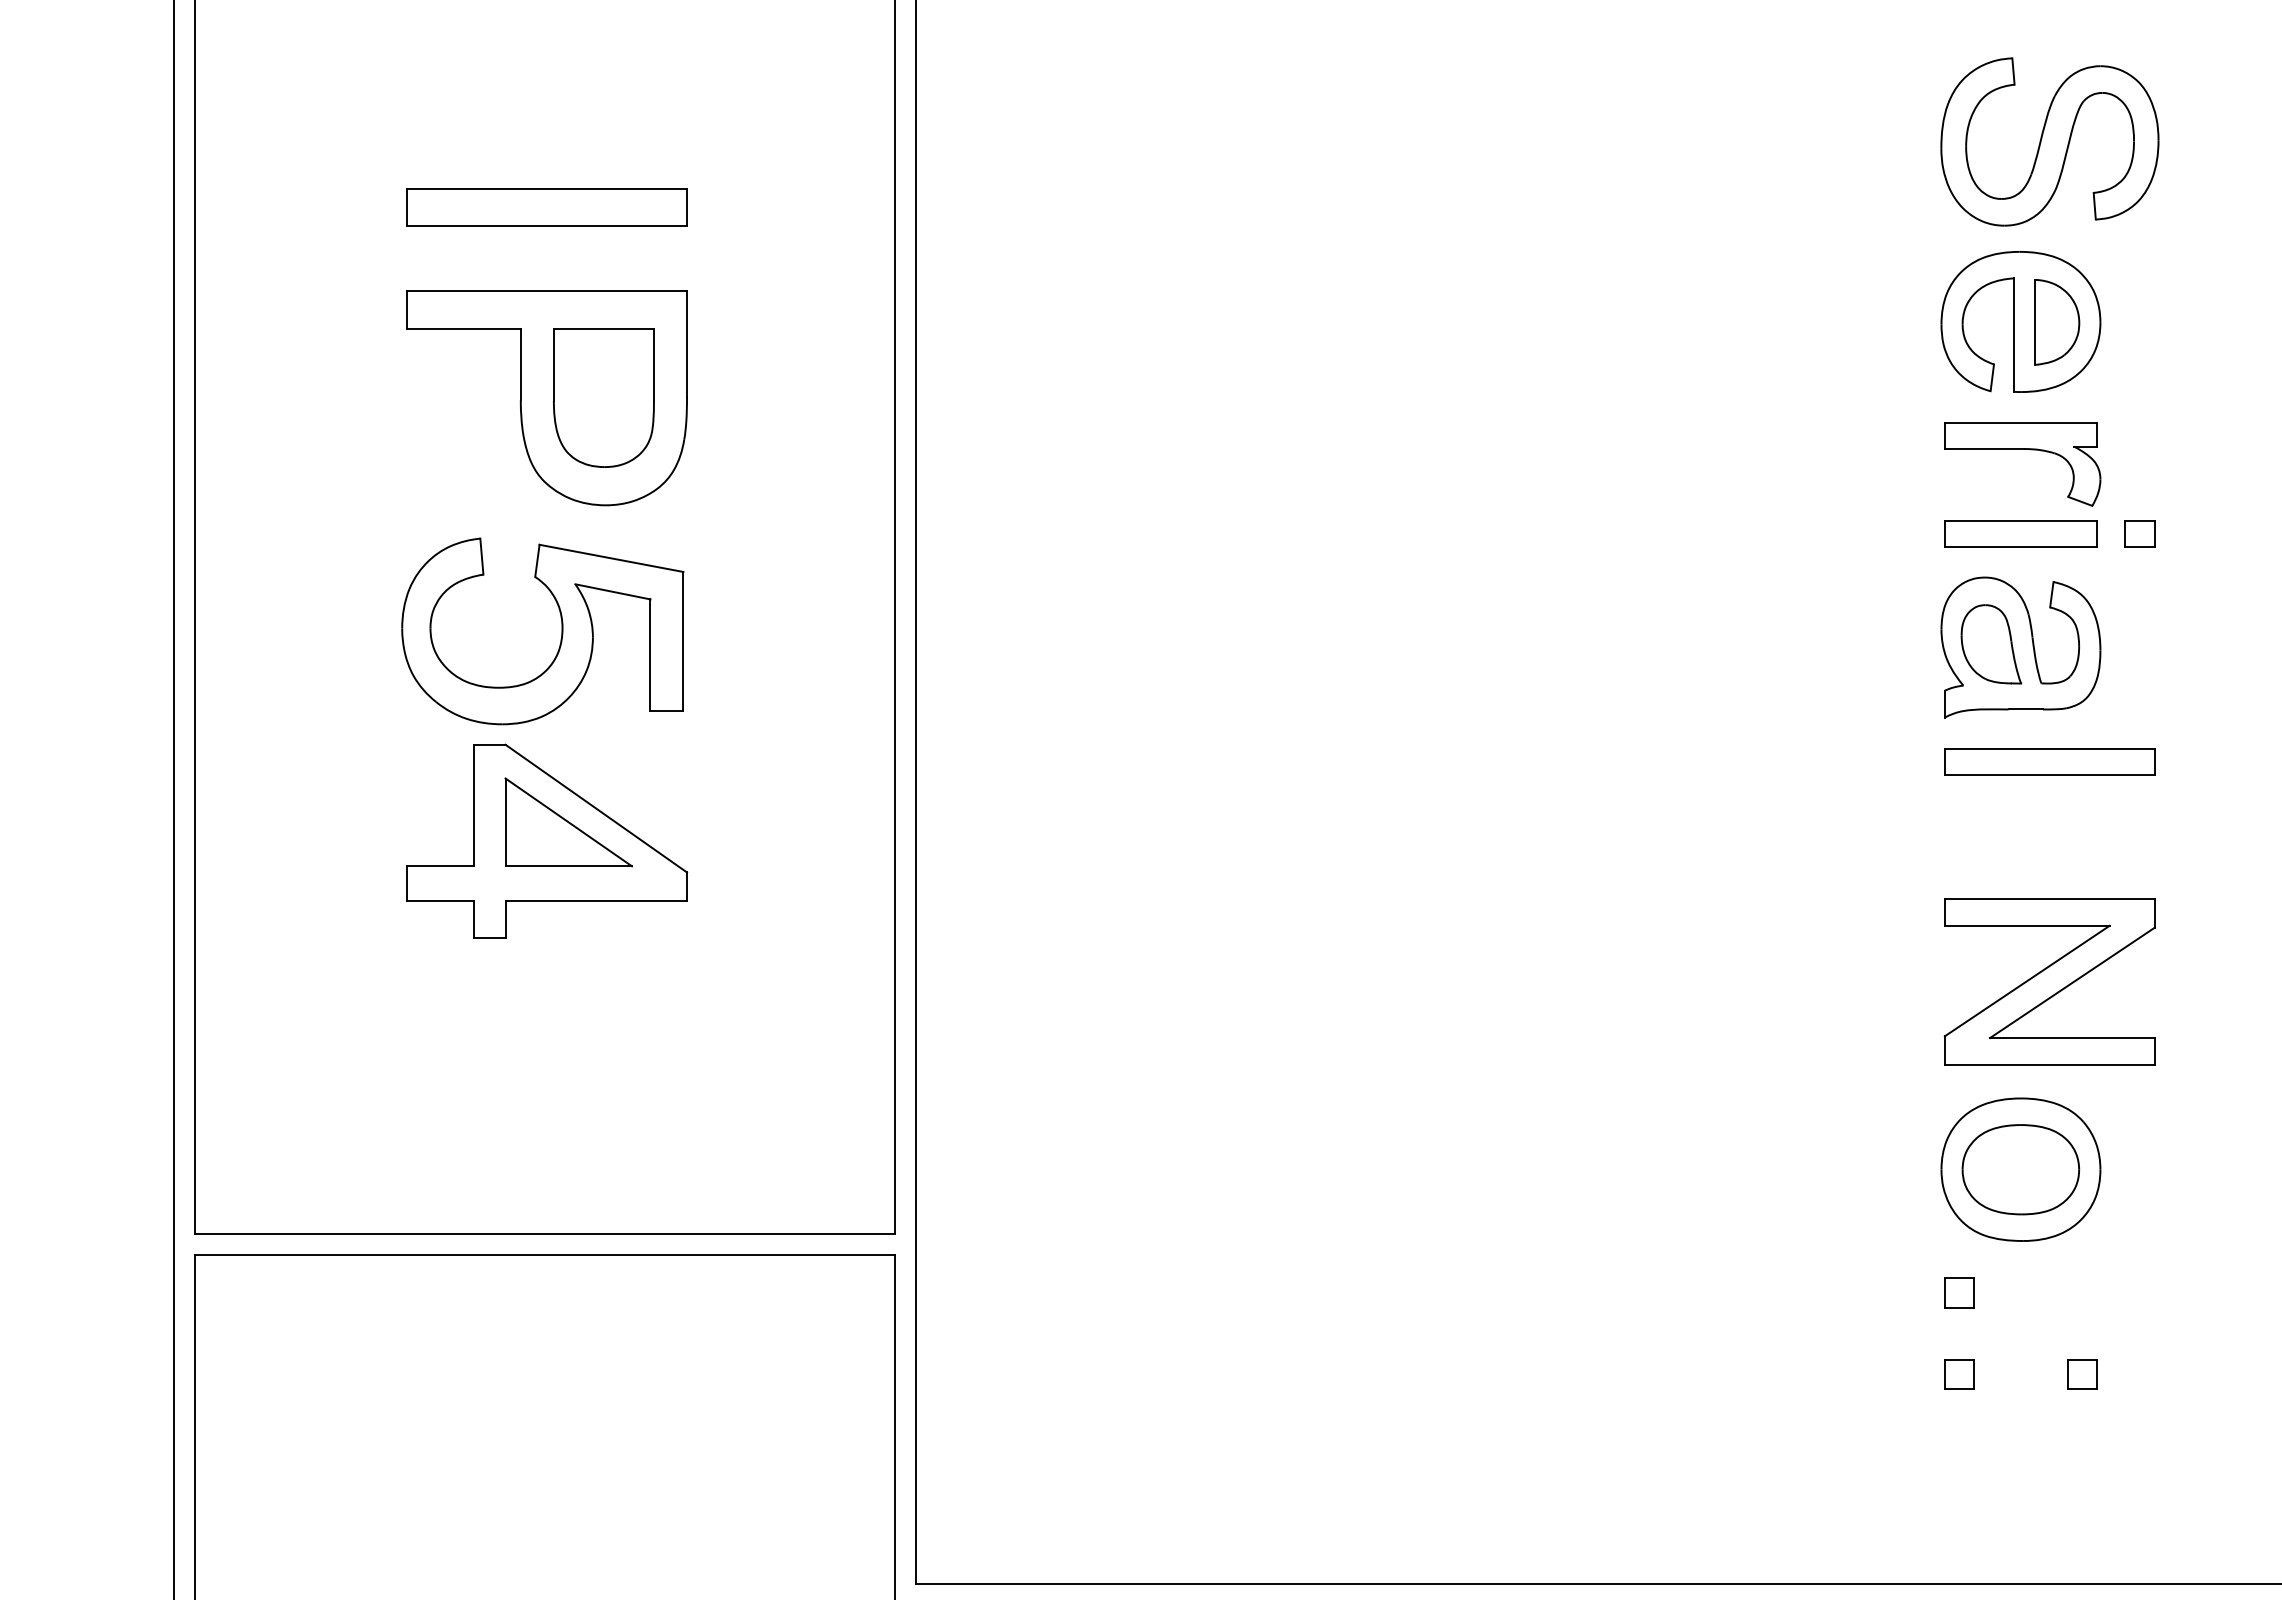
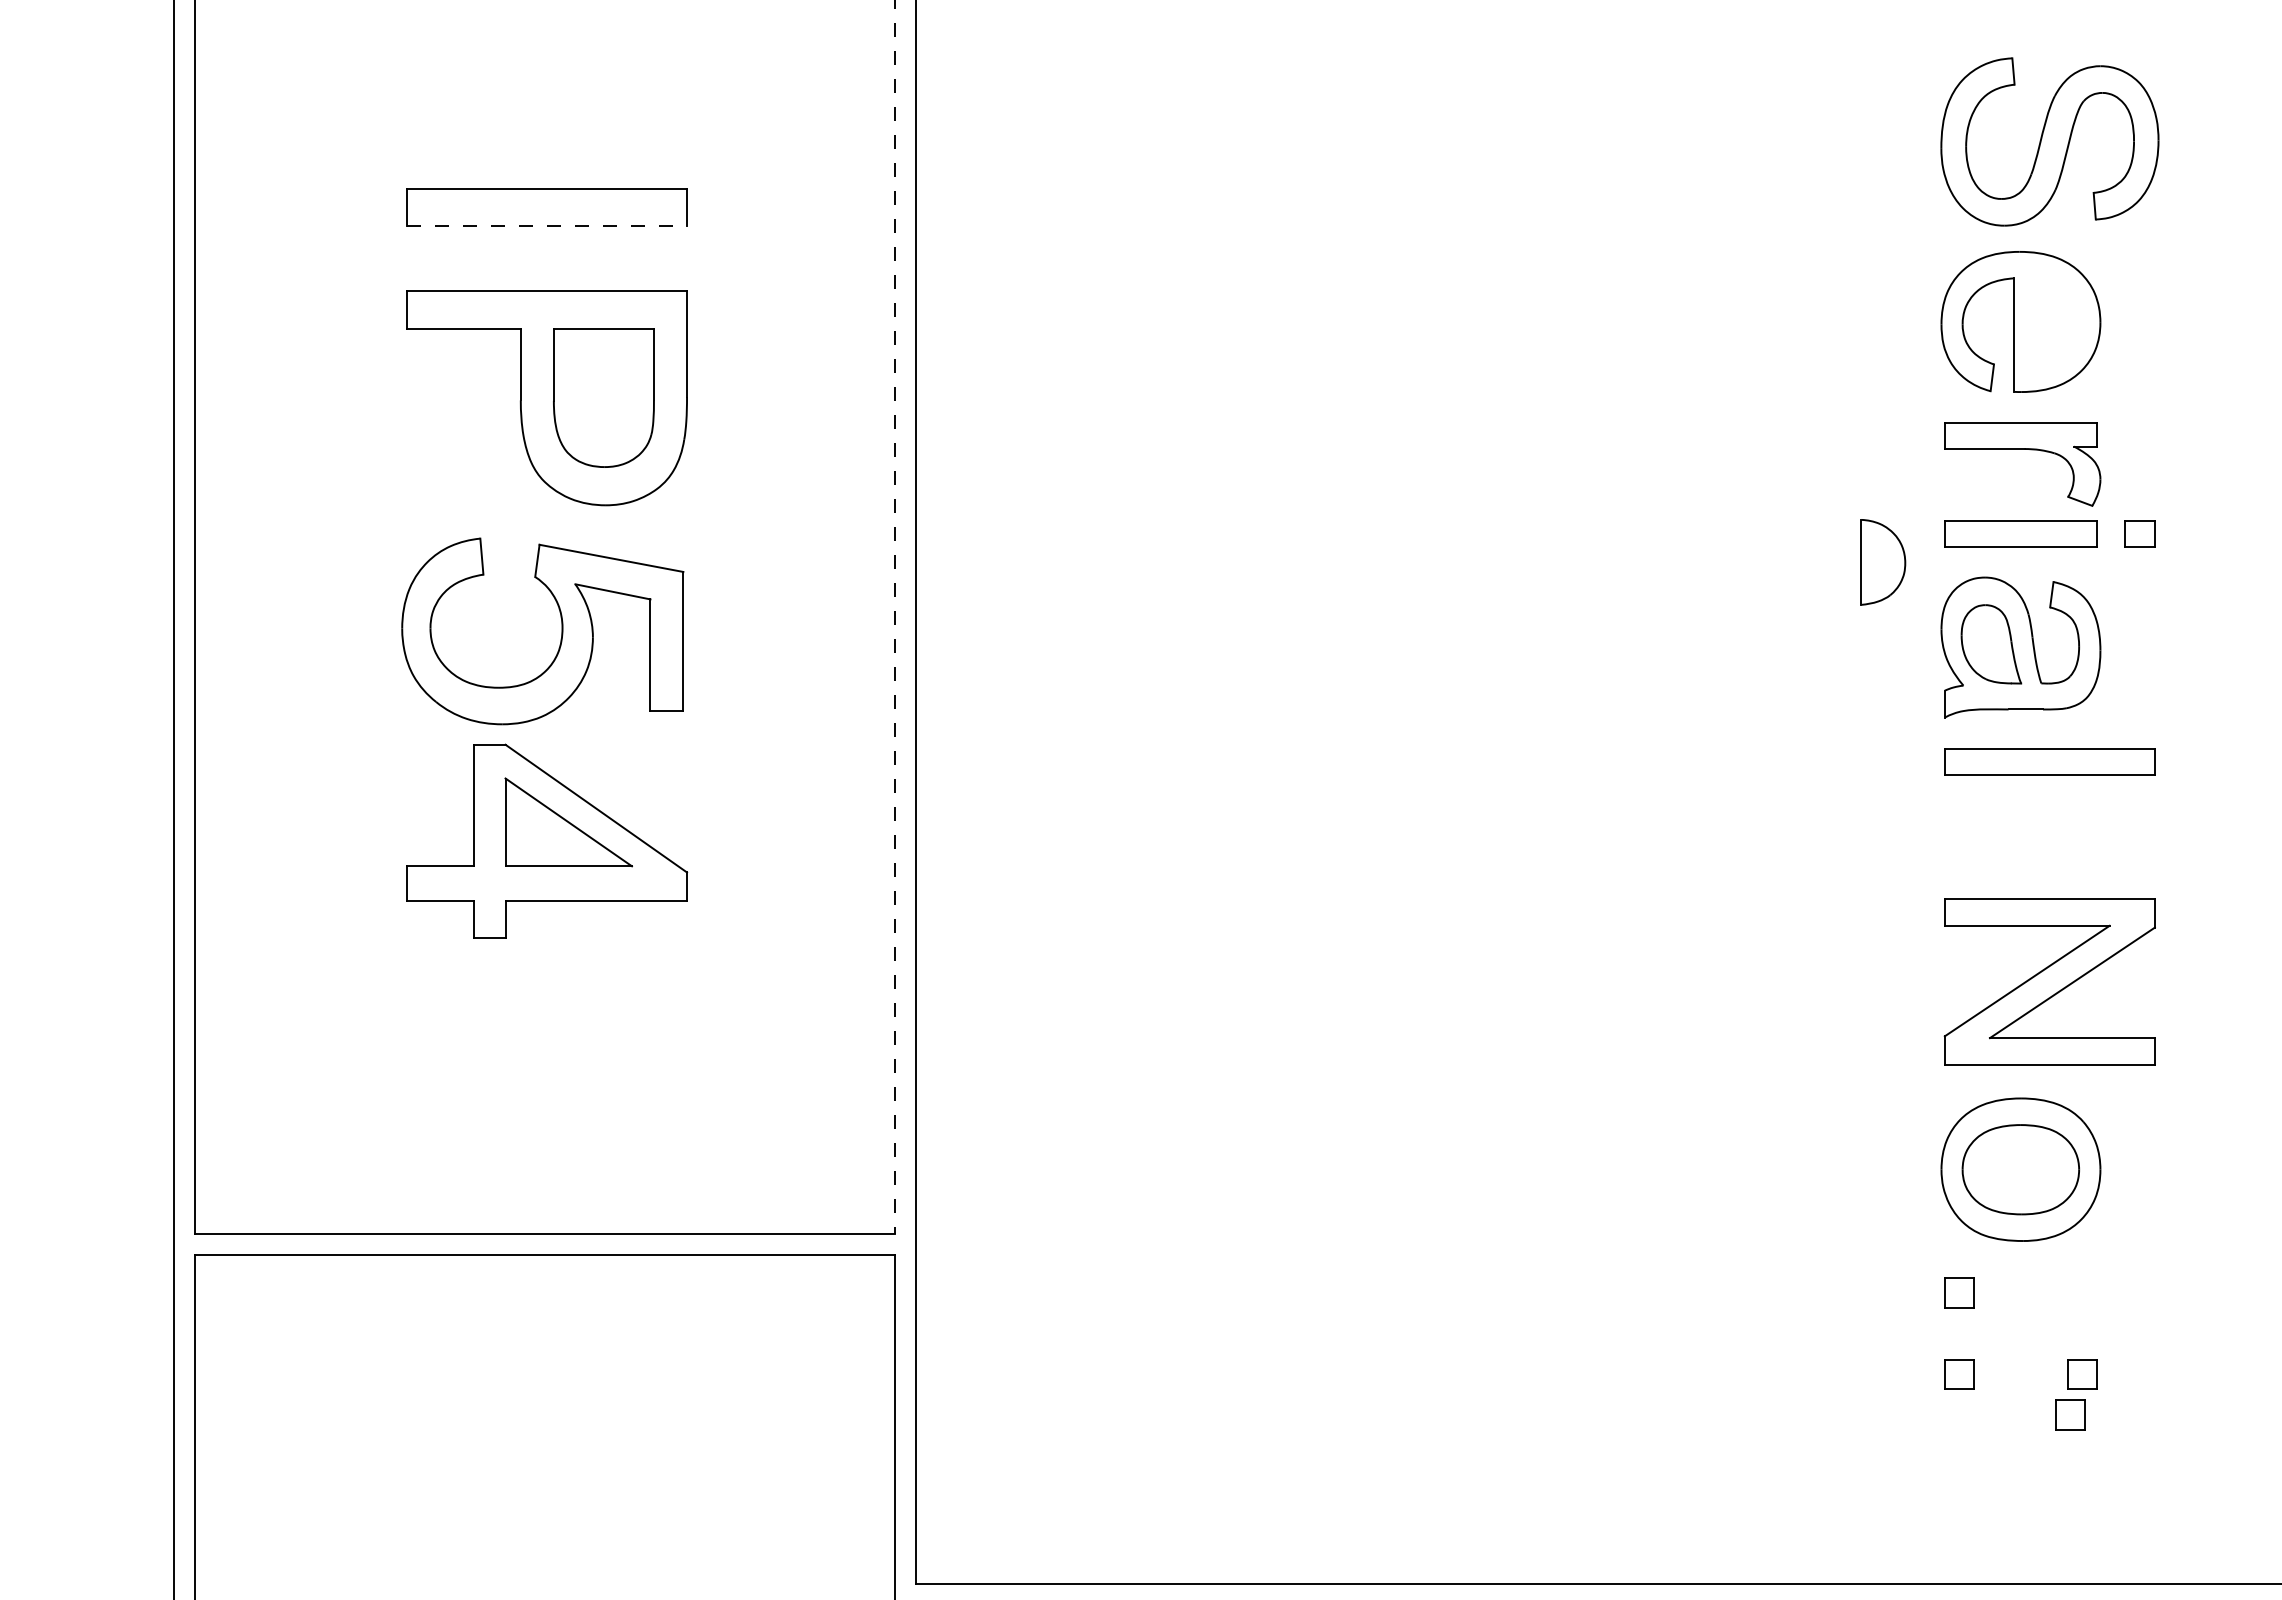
line: solid -> dashed (547, 226)
part position: (2057, 322) -> (1883, 562) (1883, 562)
line: solid -> dashed (894, 617)
part: none -> present (2070, 1414)
